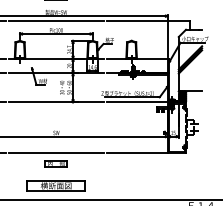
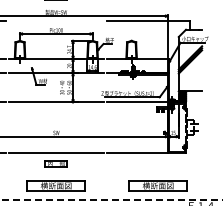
line: present -> none (56, 21)
part: none -> present (157, 185)
line: solid -> dashed (112, 200)
